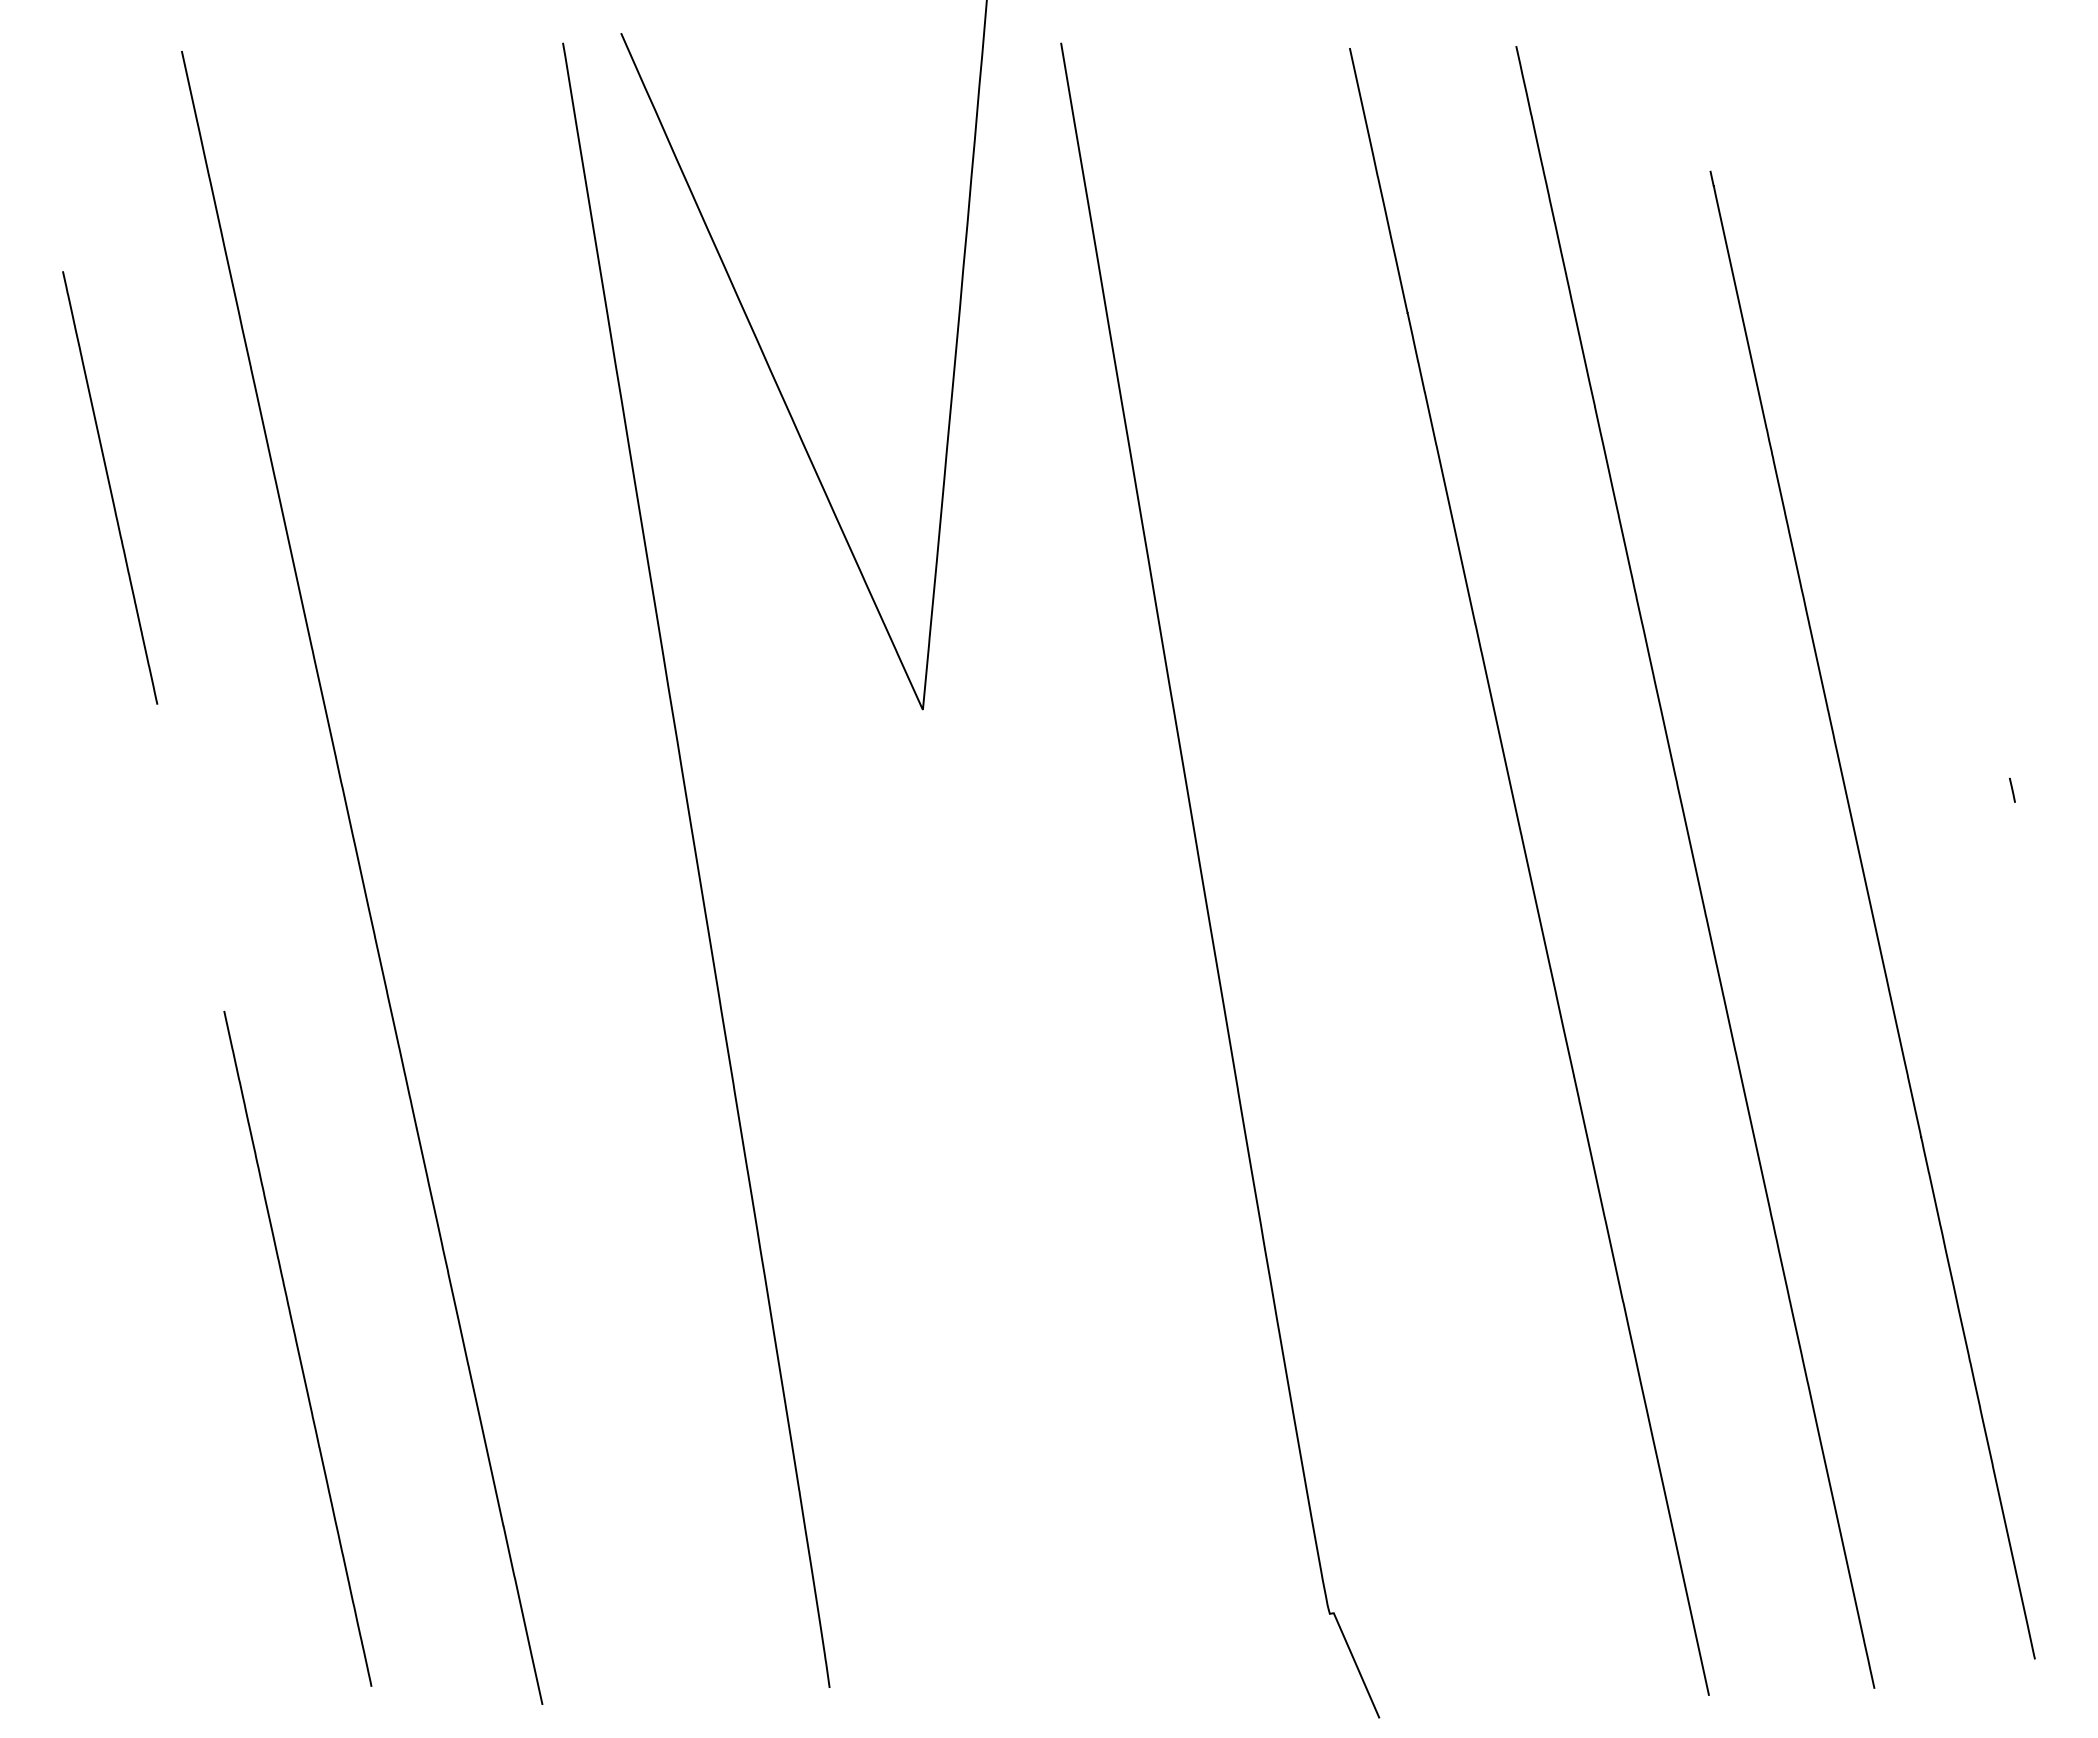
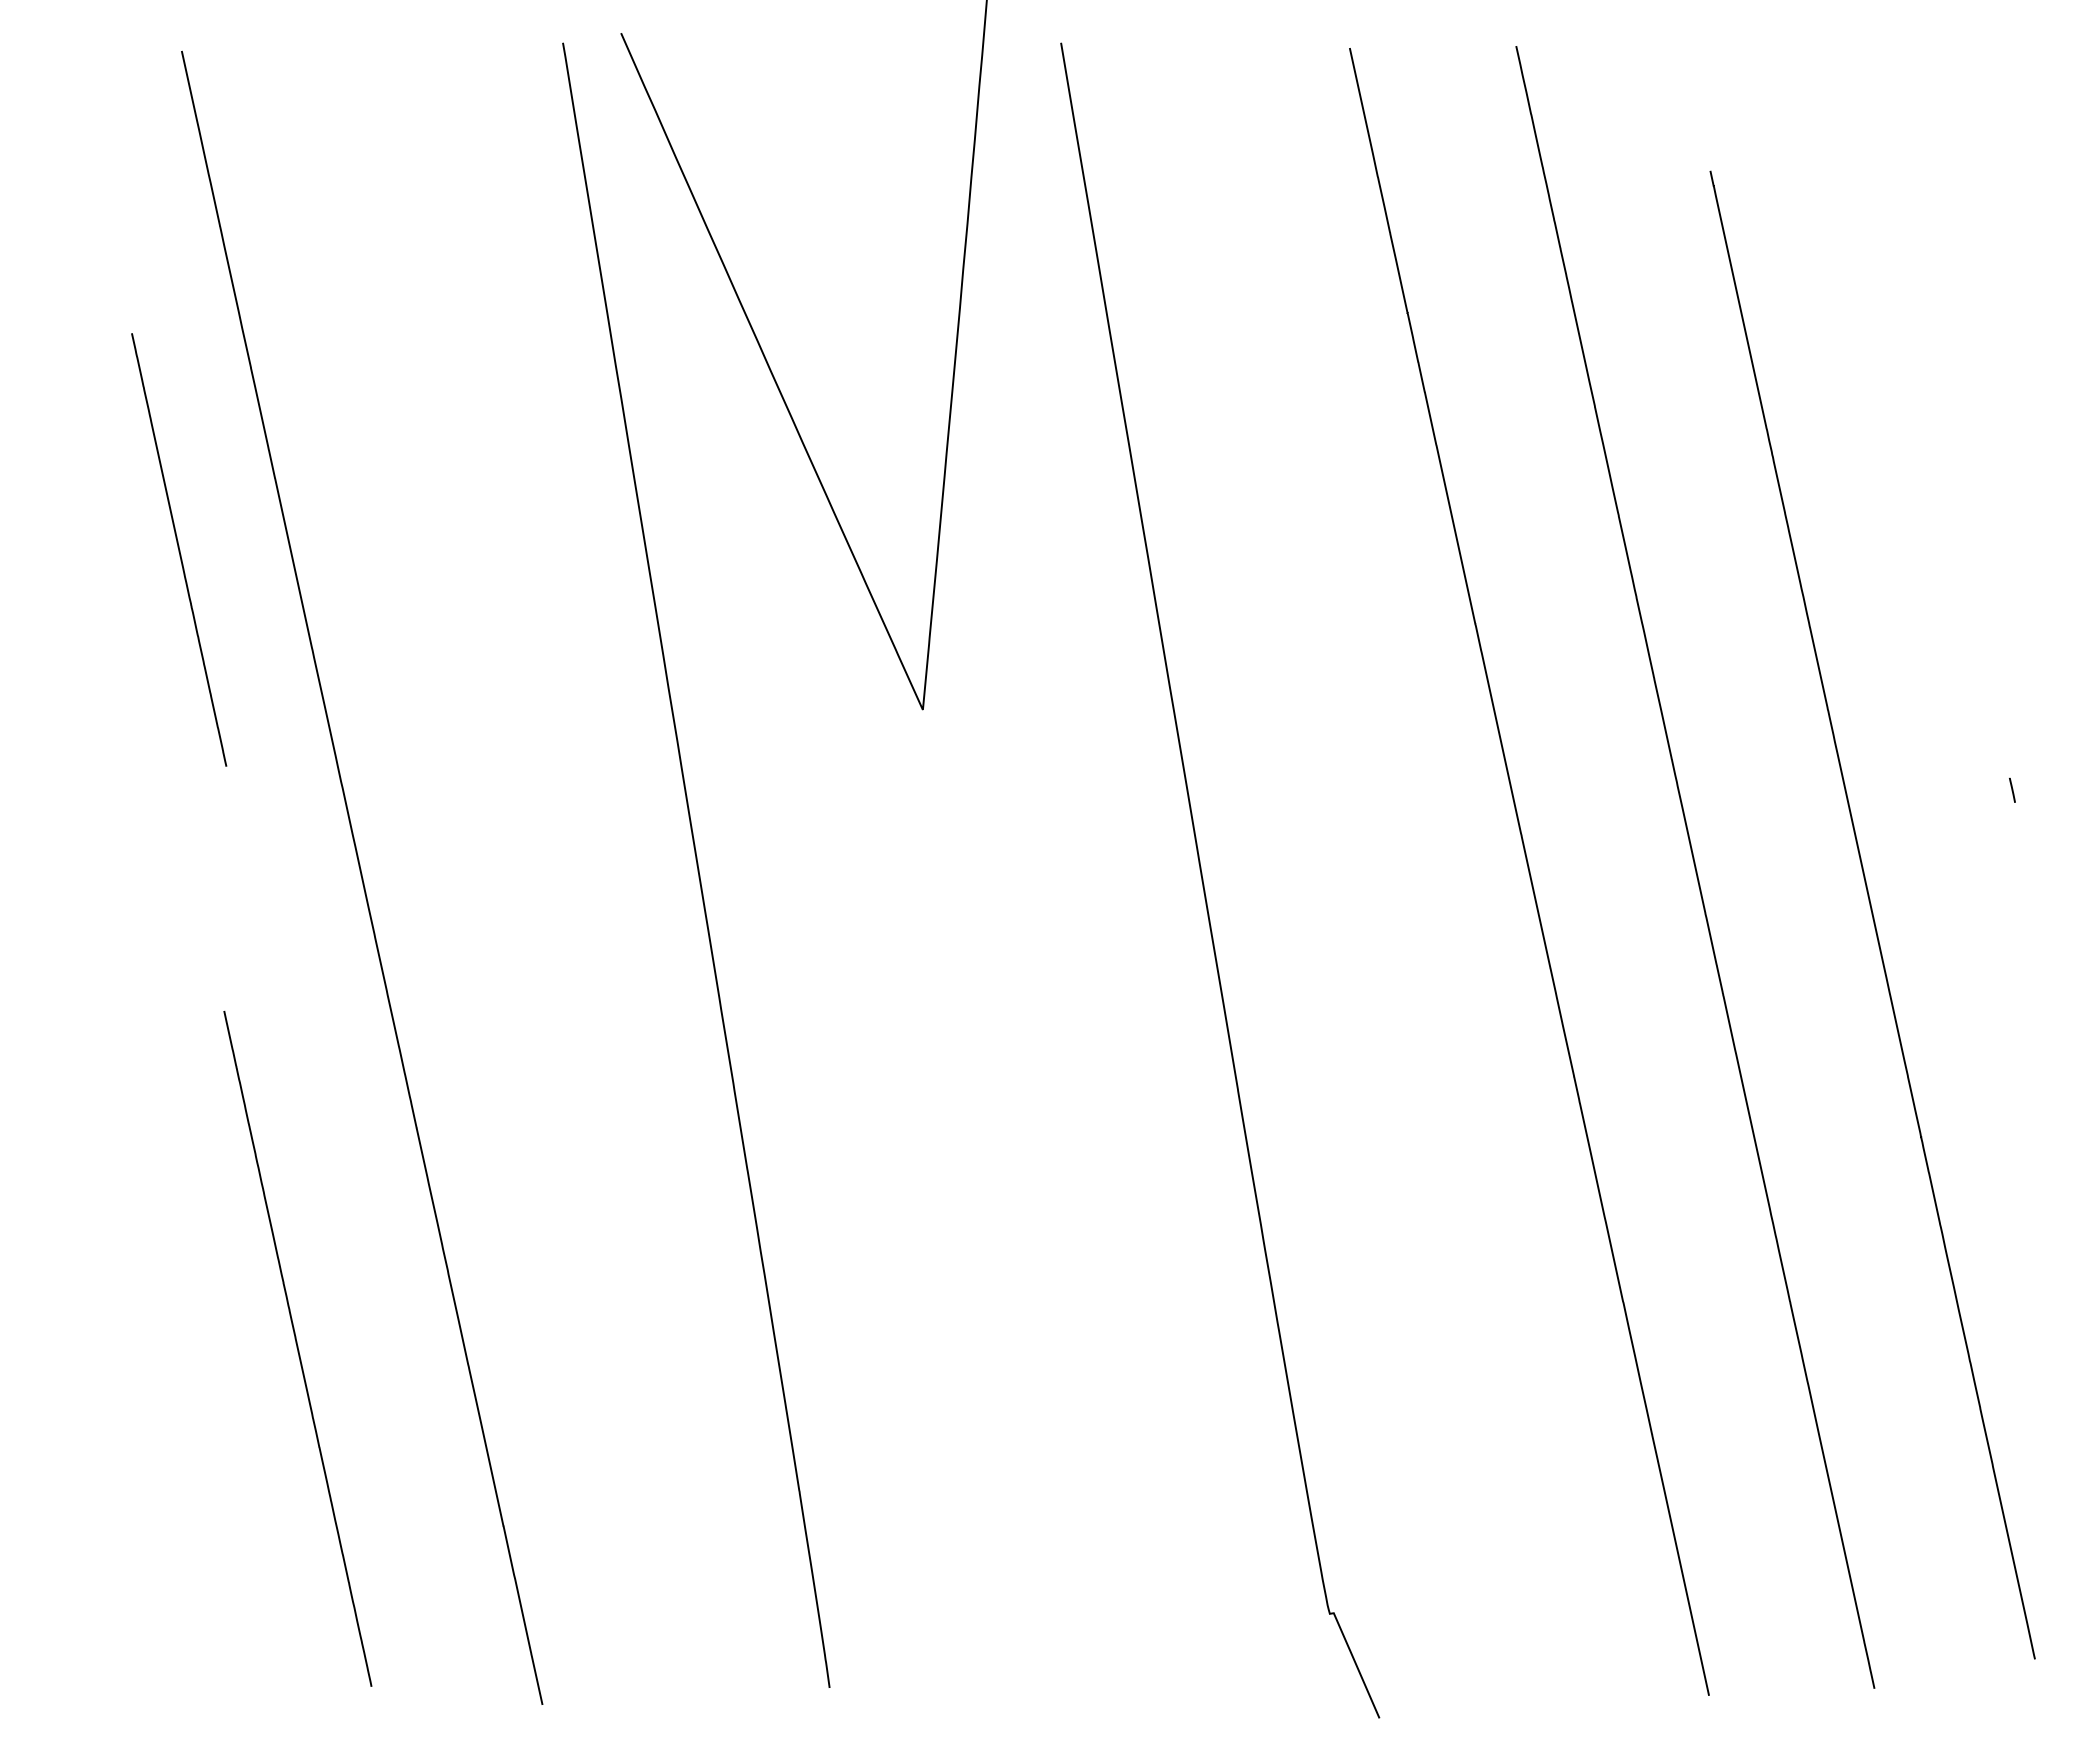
line position: (110, 487) -> (179, 549) (179, 549)
